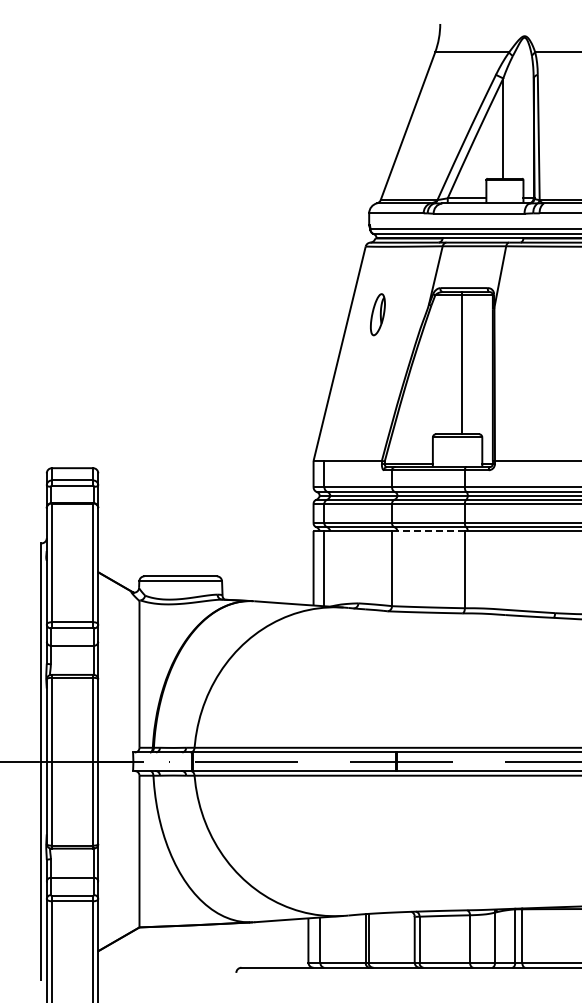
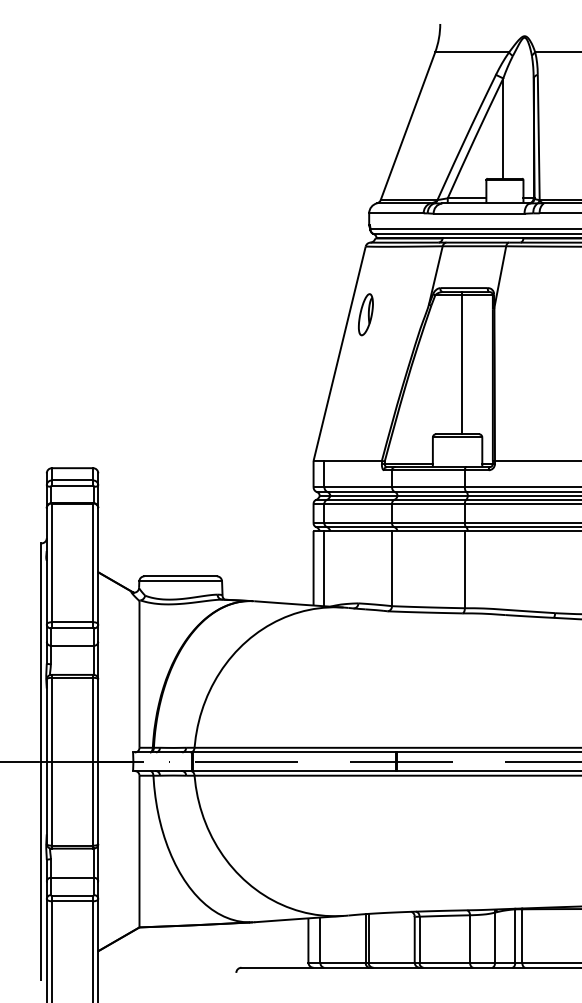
part position: (377, 314) -> (365, 314) (365, 314)
line: dashed -> solid (428, 531)
